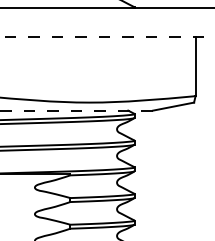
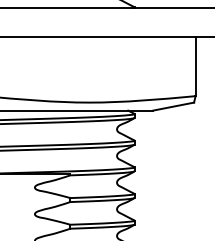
line: dashed -> solid (107, 37)
line: dashed -> solid (76, 110)
